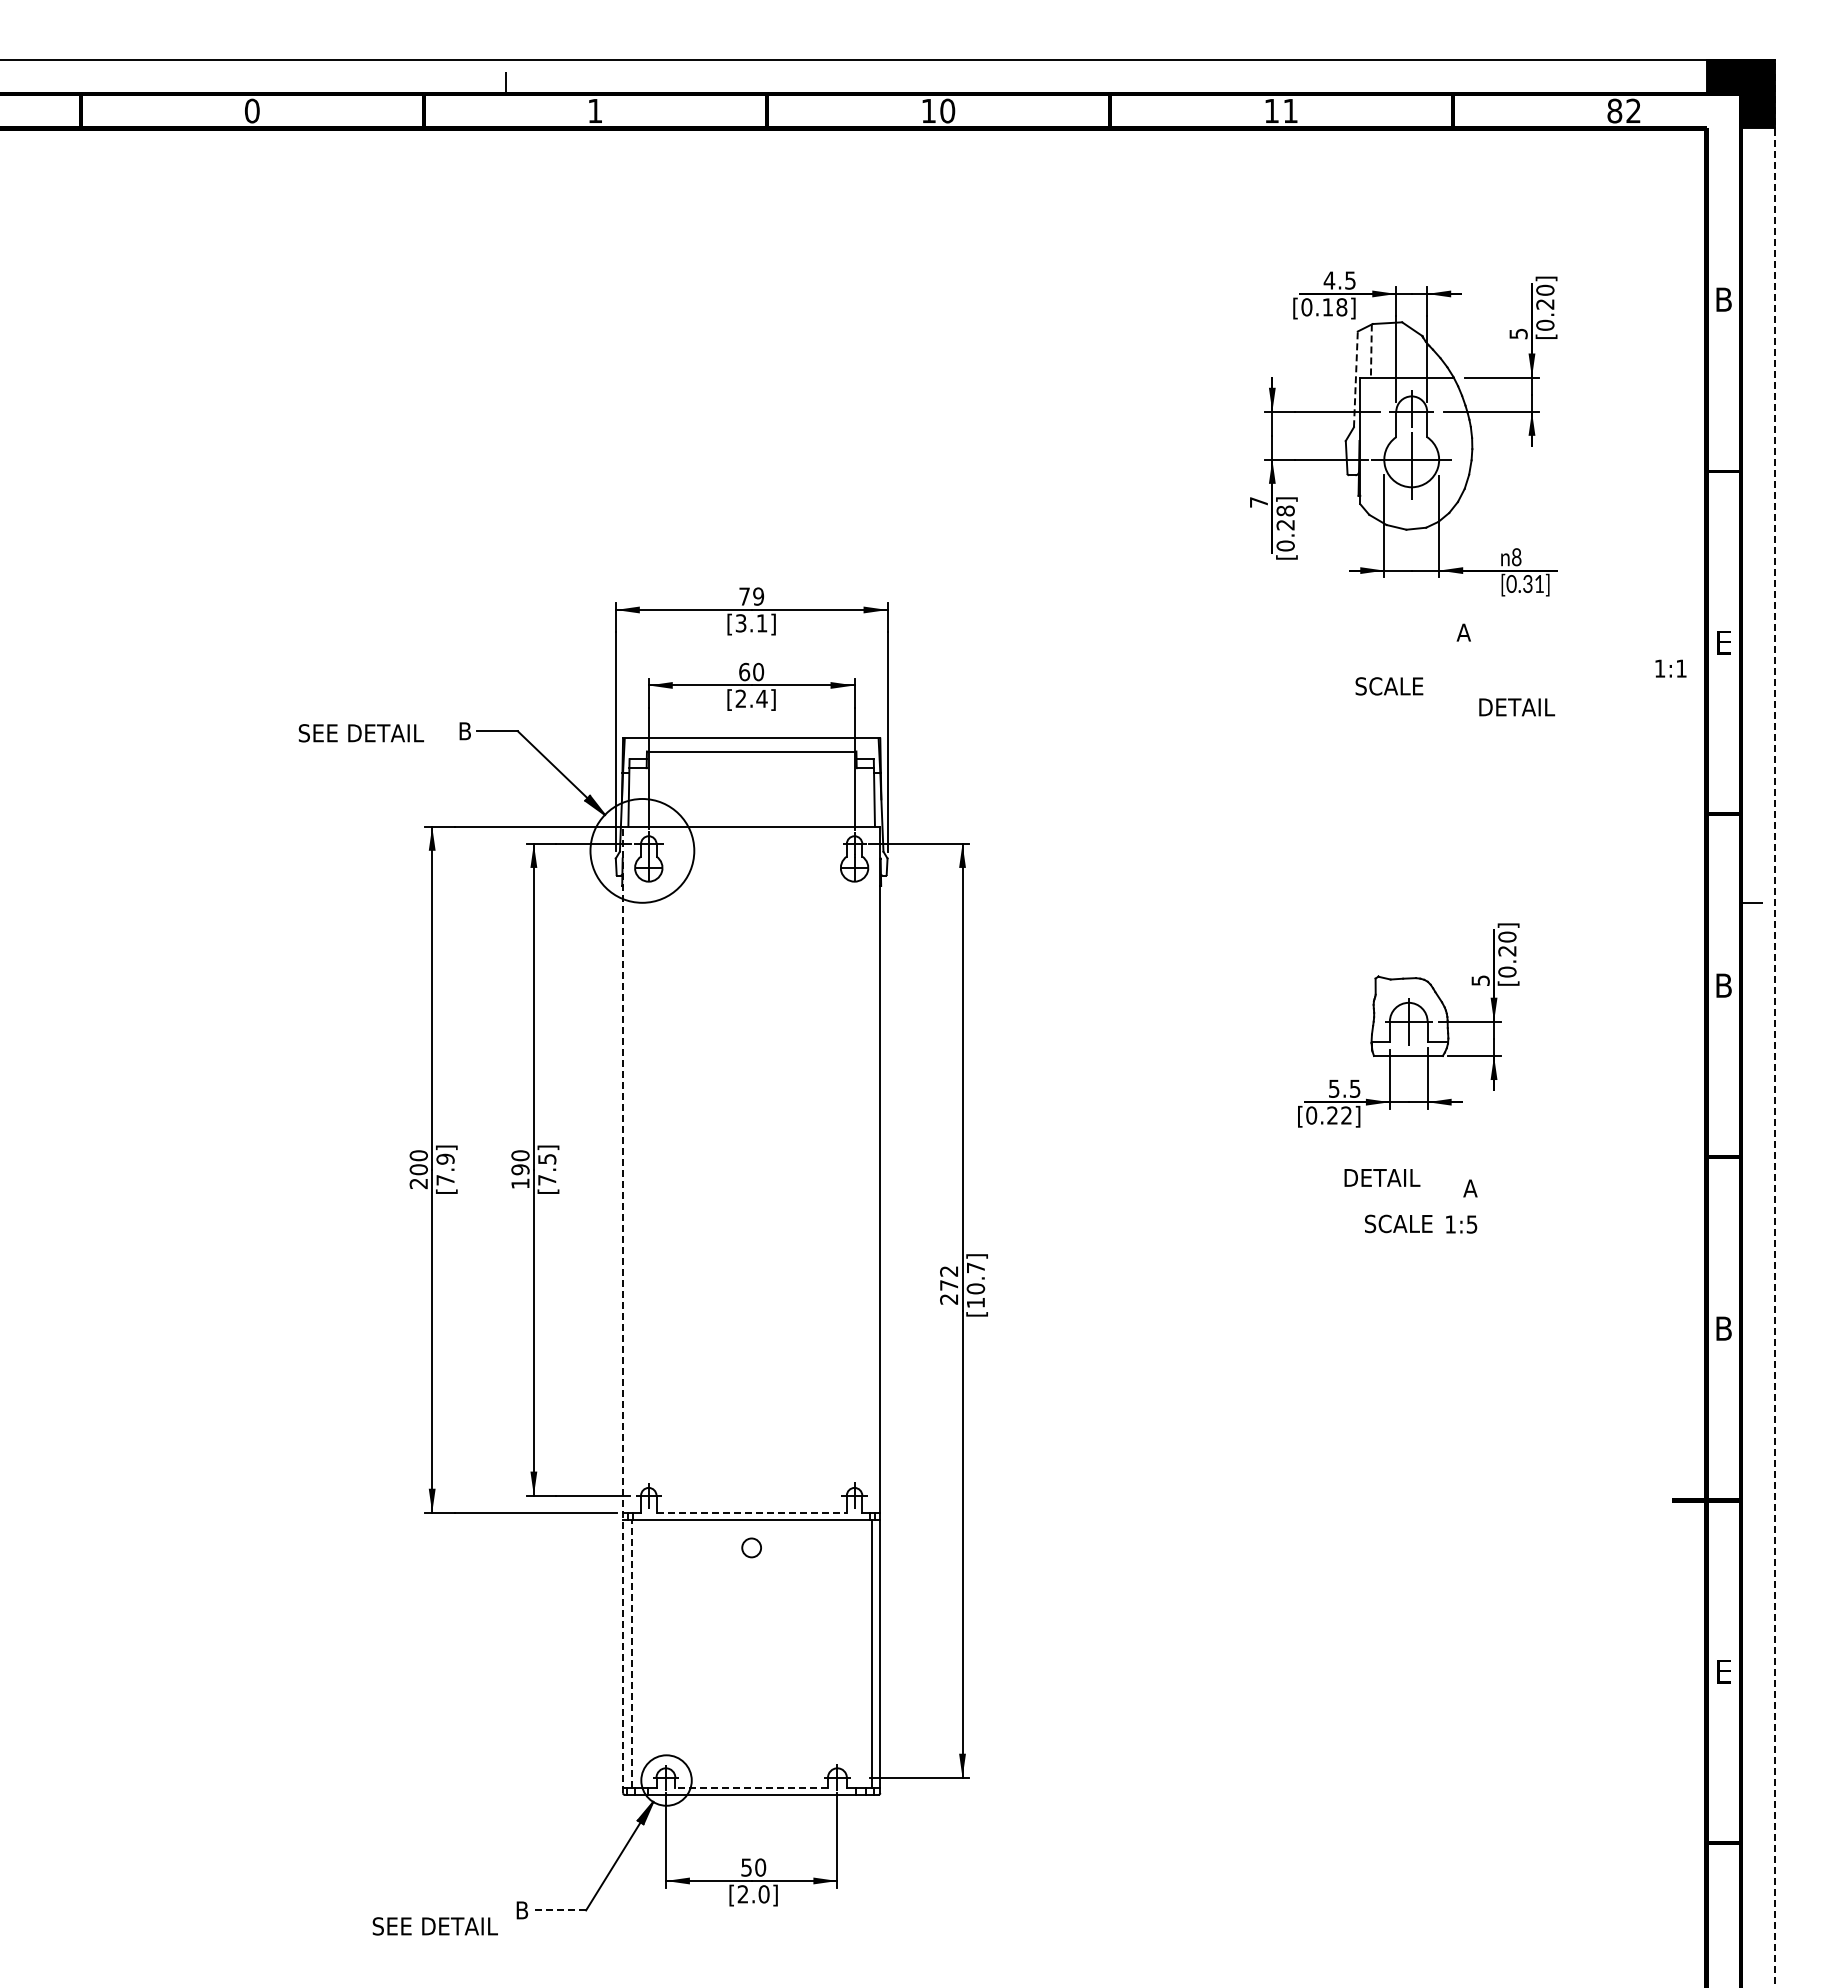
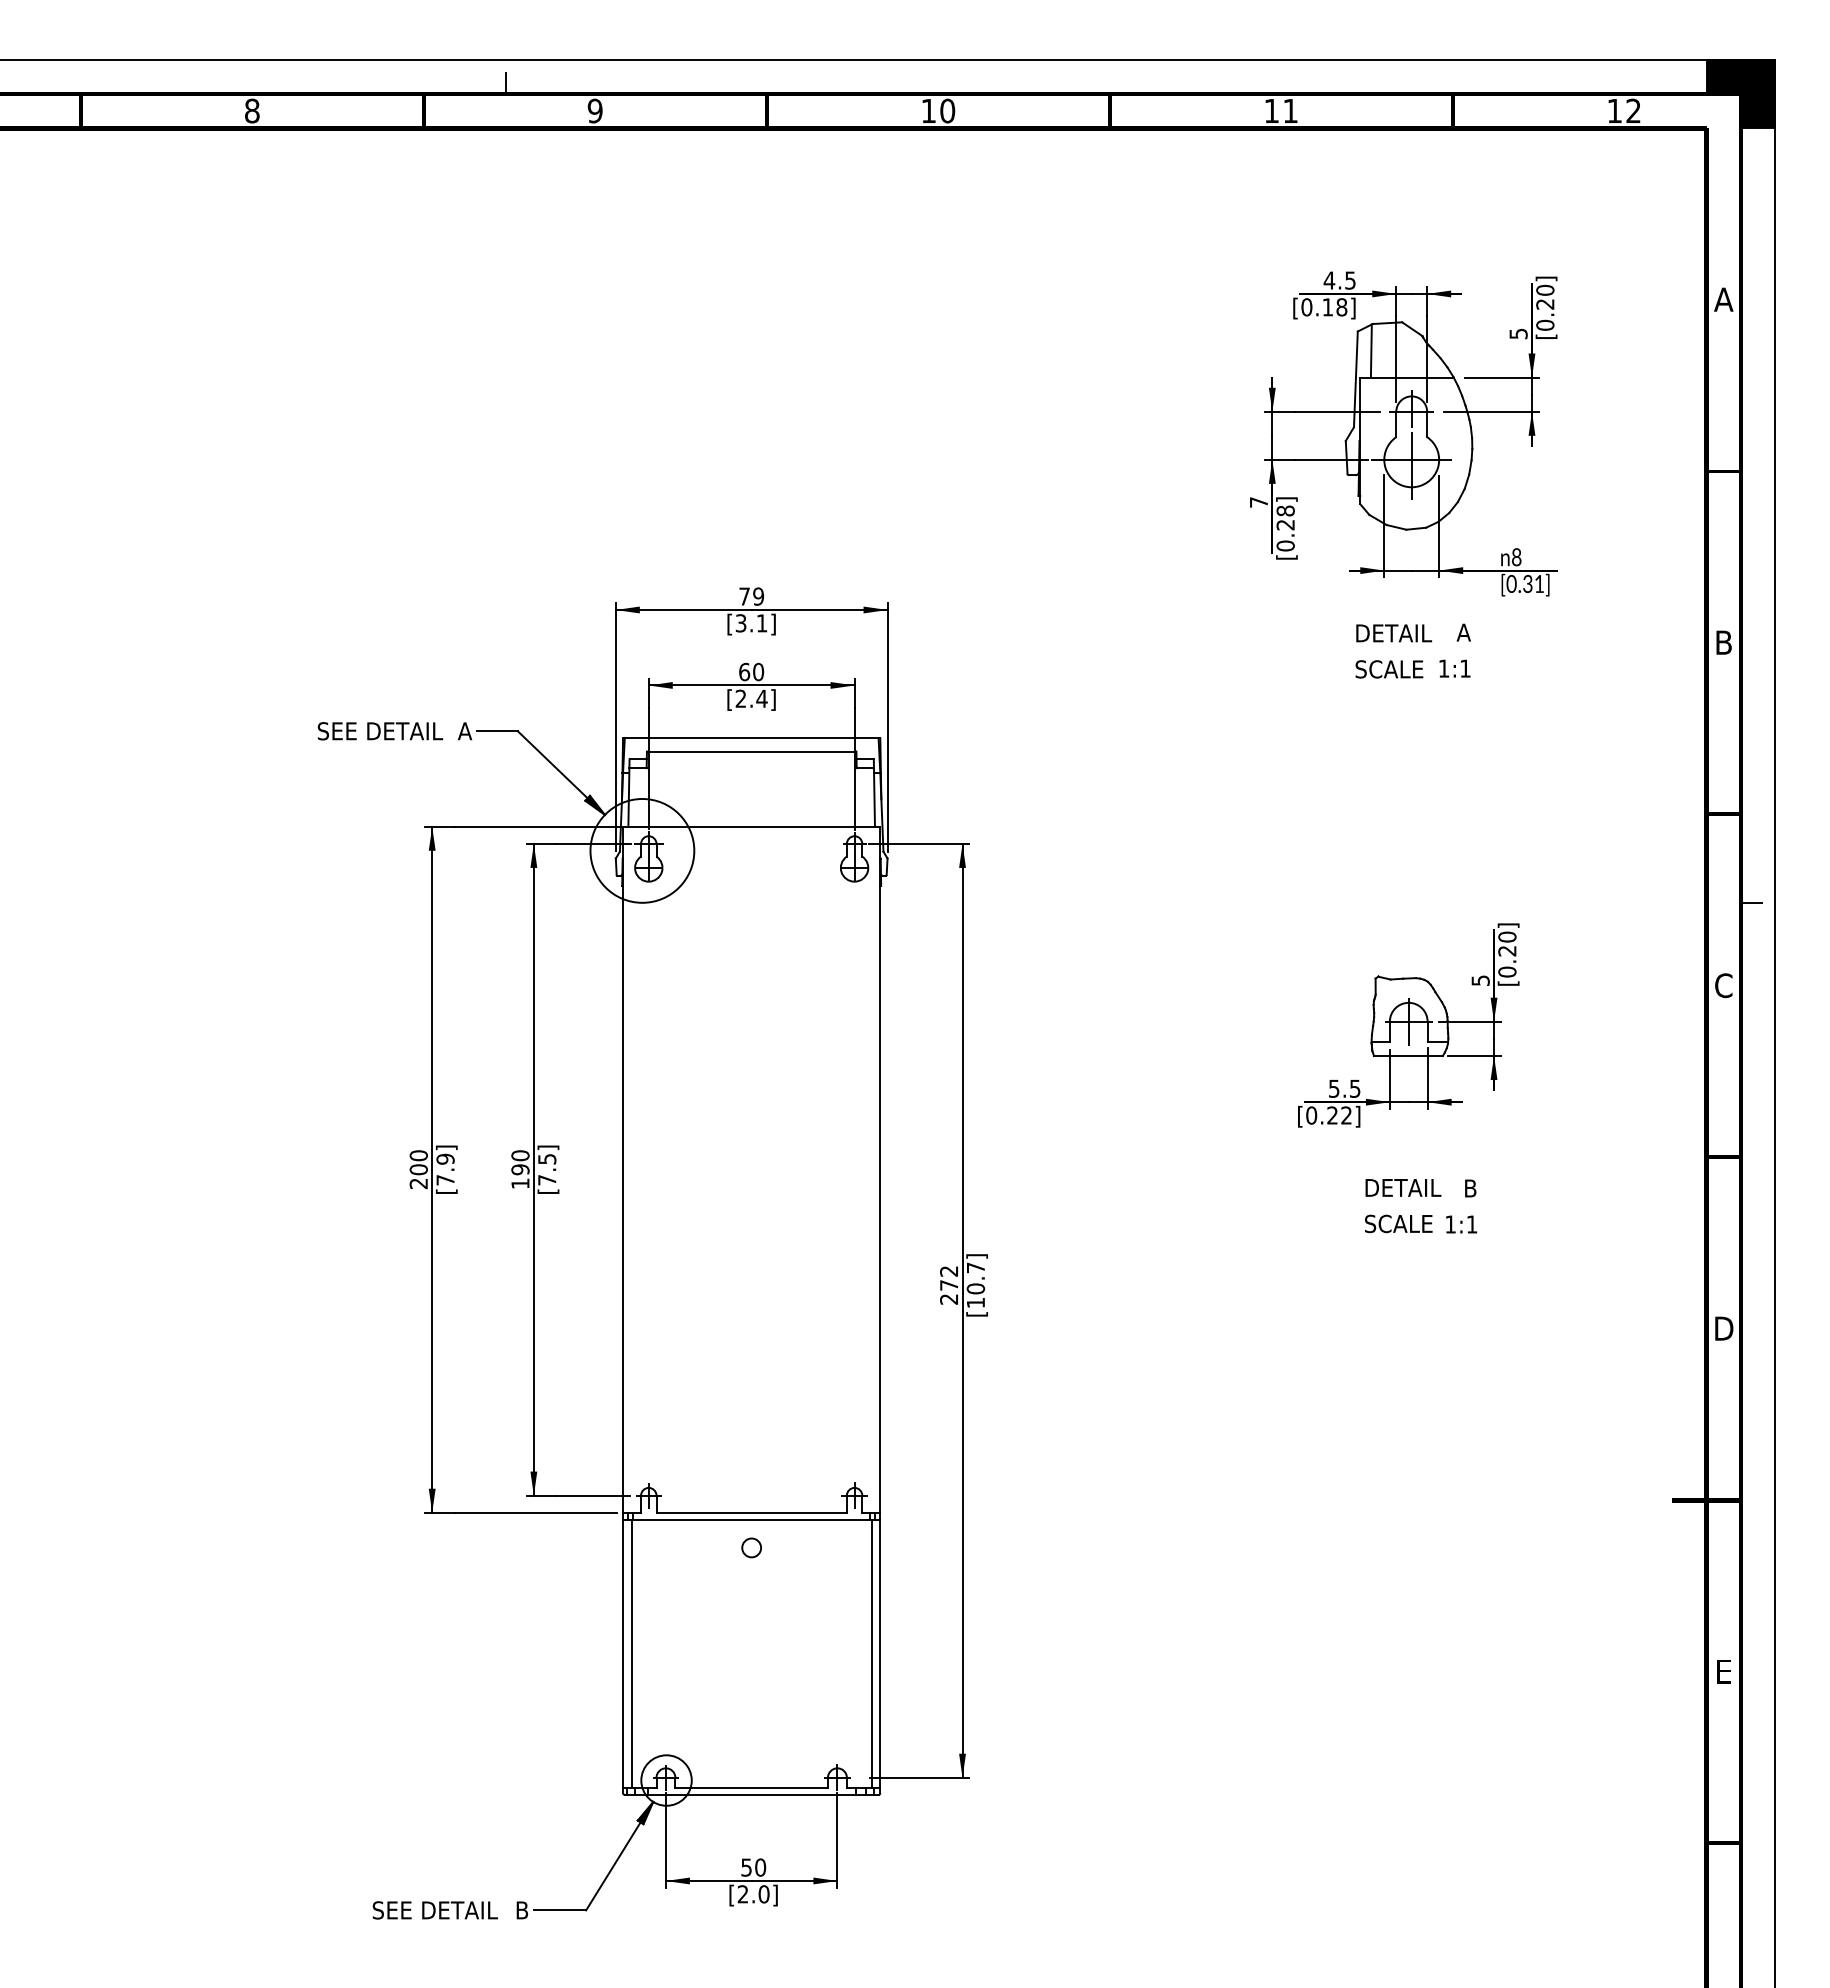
text: 1 -> 9 (594, 110)
text: 82 -> 12 (1614, 110)
text: 0 -> 8 (252, 111)
text: B -> A (1723, 299)
line: dashed -> solid (1371, 351)
line: dashed -> solid (1355, 379)
text: E -> B (1723, 642)
text position: (1670, 668) -> (1454, 668) (1454, 668)
text position: (1389, 686) -> (1389, 669) (1389, 669)
text position: (1517, 707) -> (1394, 633) (1394, 633)
text: B -> A (465, 731)
text position: (360, 733) -> (379, 731) (379, 731)
text: B -> C (1723, 985)
line: dashed -> solid (1775, 1023)
text position: (1382, 1177) -> (1403, 1187) (1403, 1187)
text: A -> B (1470, 1188)
text: 1:5 -> 1:1 (1471, 1224)
line: dashed -> solid (623, 1309)
text: B -> D (1724, 1328)
line: dashed -> solid (752, 1512)
line: dashed -> solid (631, 1653)
line: dashed -> solid (751, 1788)
line: dashed -> solid (559, 1910)
text position: (434, 1926) -> (434, 1910) (434, 1910)
